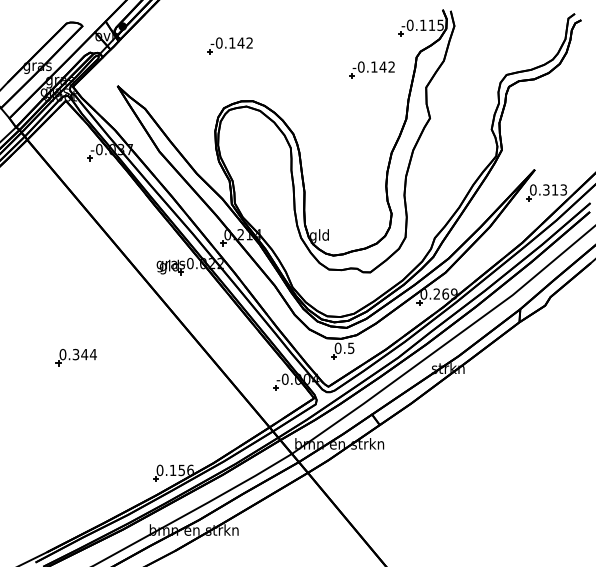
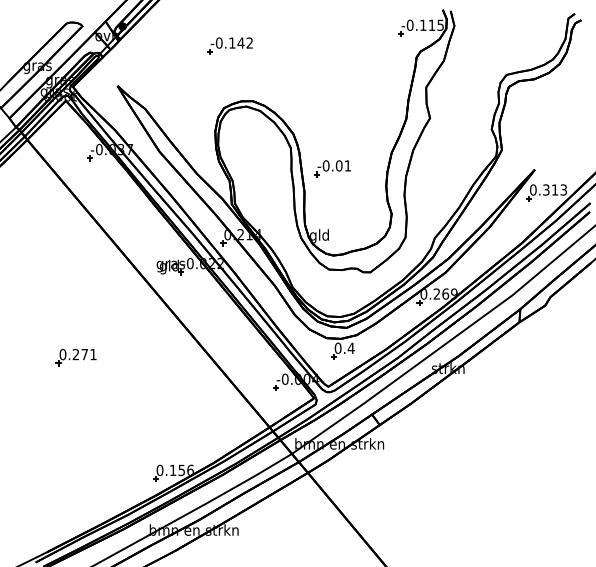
part: present -> none (371, 69)
part: none -> present (332, 168)
text: 0.5 -> 0.4 (350, 348)
text: 0.344 -> 0.271 (84, 354)
